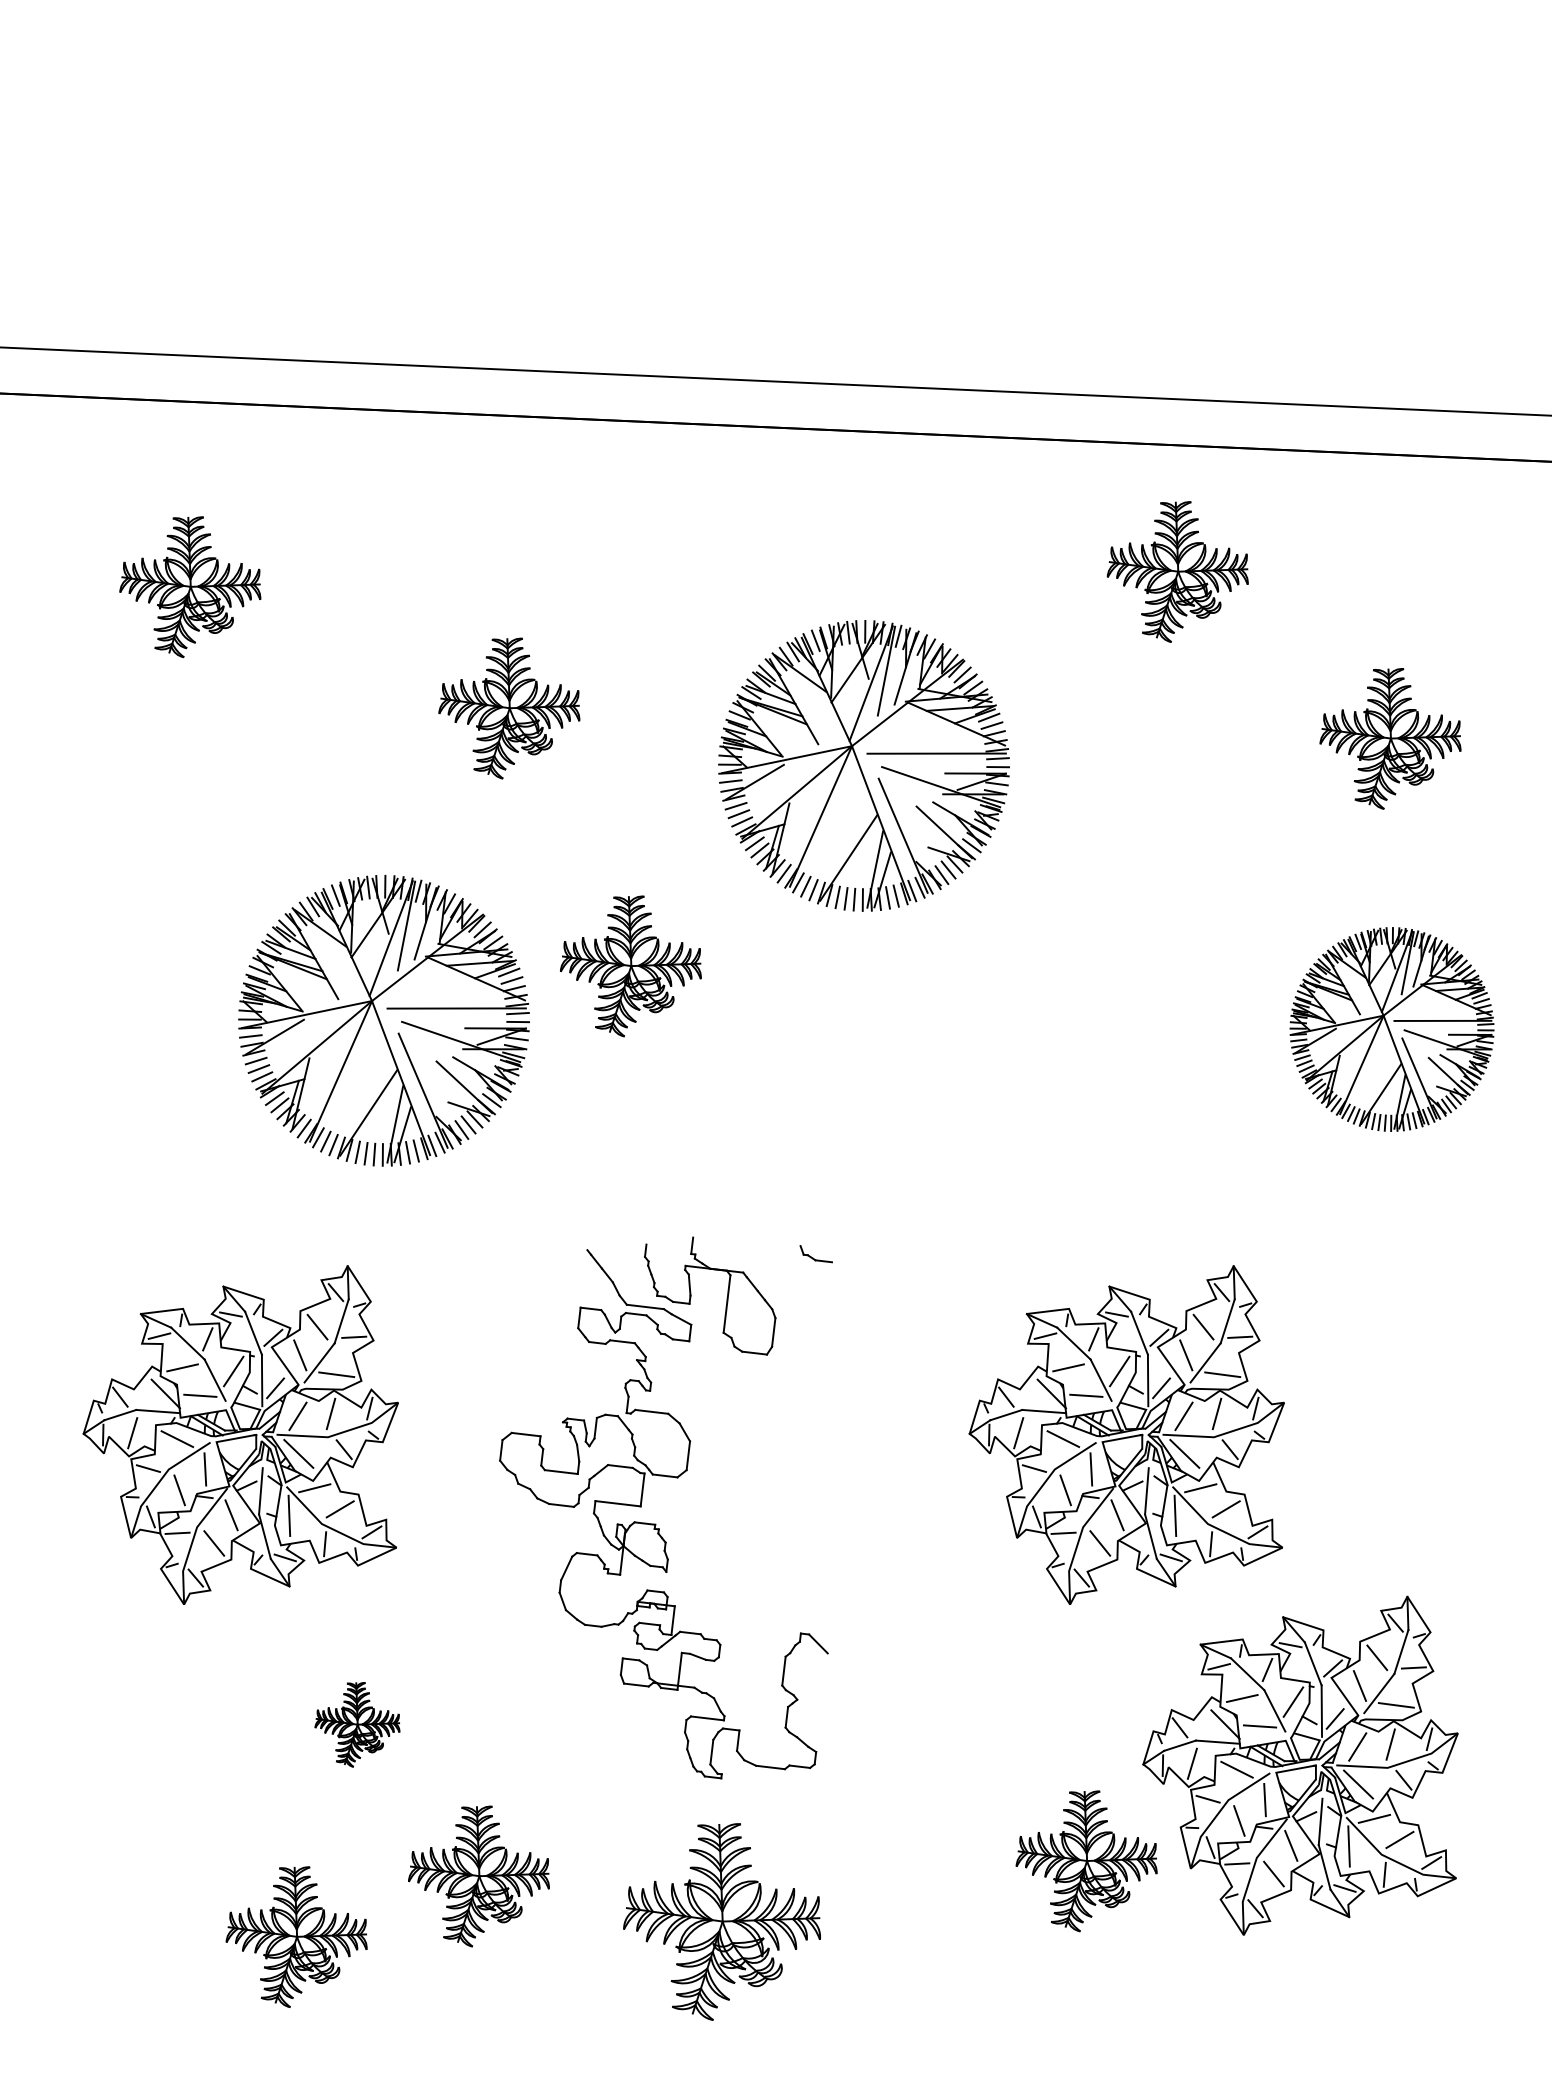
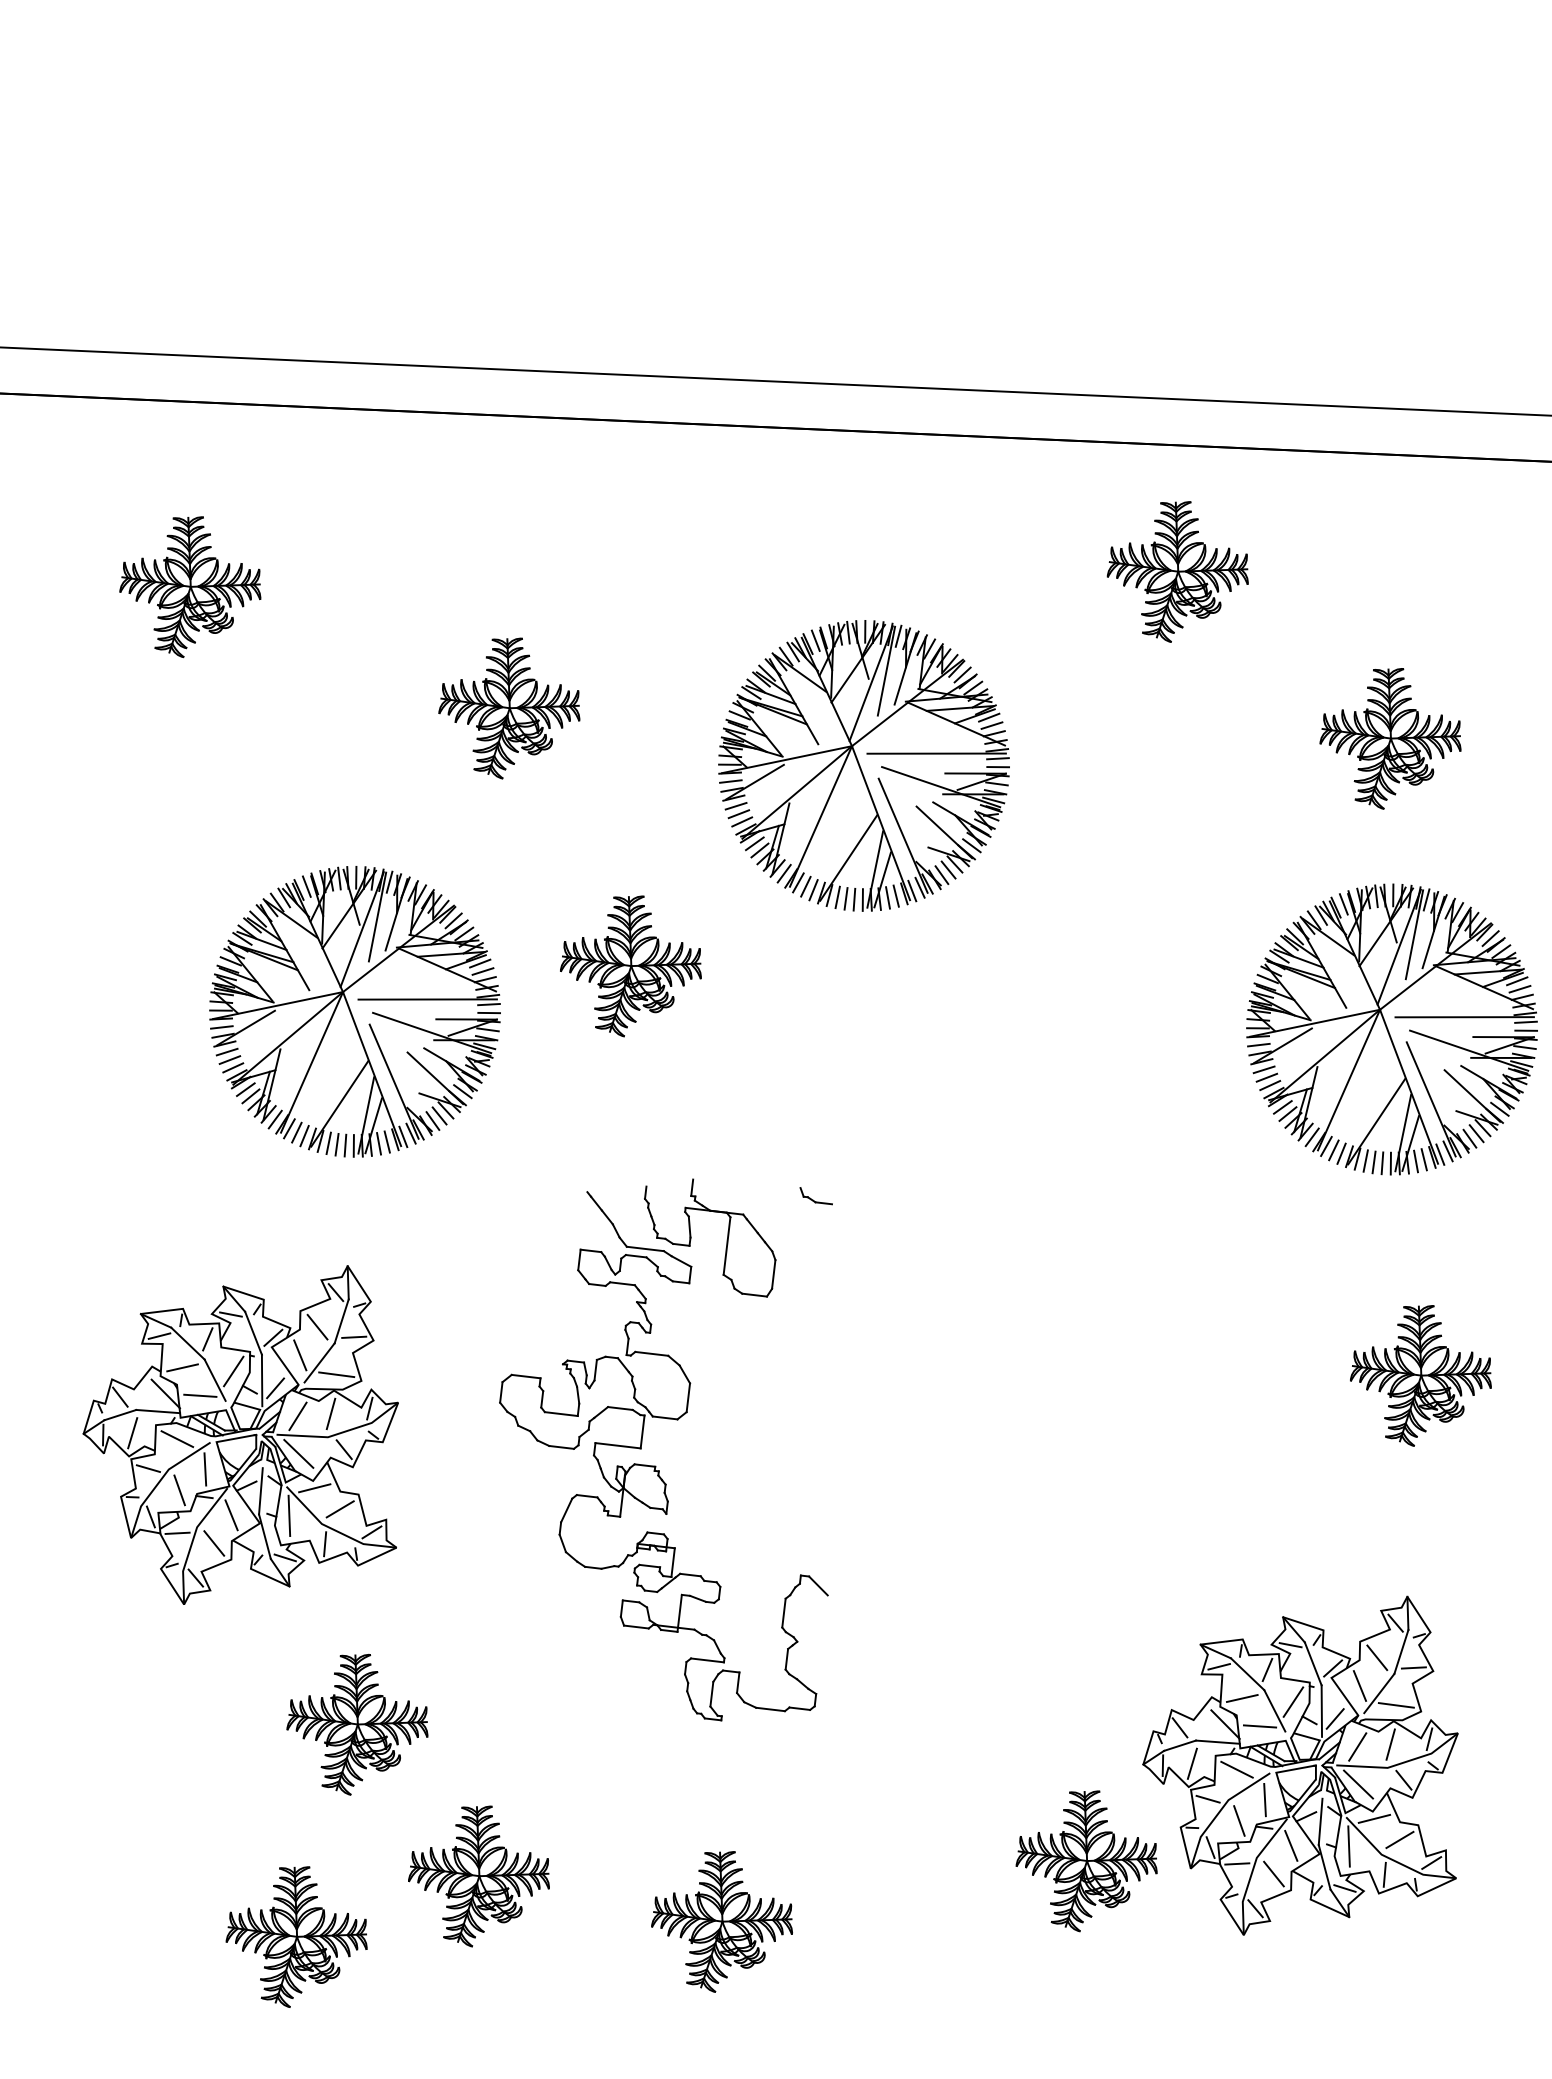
part position: (383, 1020) -> (354, 1011) (354, 1011)
part size: 206x205 px -> 292x293 px (1391, 1029)
part: none -> present (1420, 1375)
part: present -> none (1126, 1434)
part position: (655, 1523) -> (655, 1465) (655, 1465)
part size: 87x86 px -> 143x142 px (357, 1724)
part size: 198x198 px -> 142x142 px (721, 1921)
